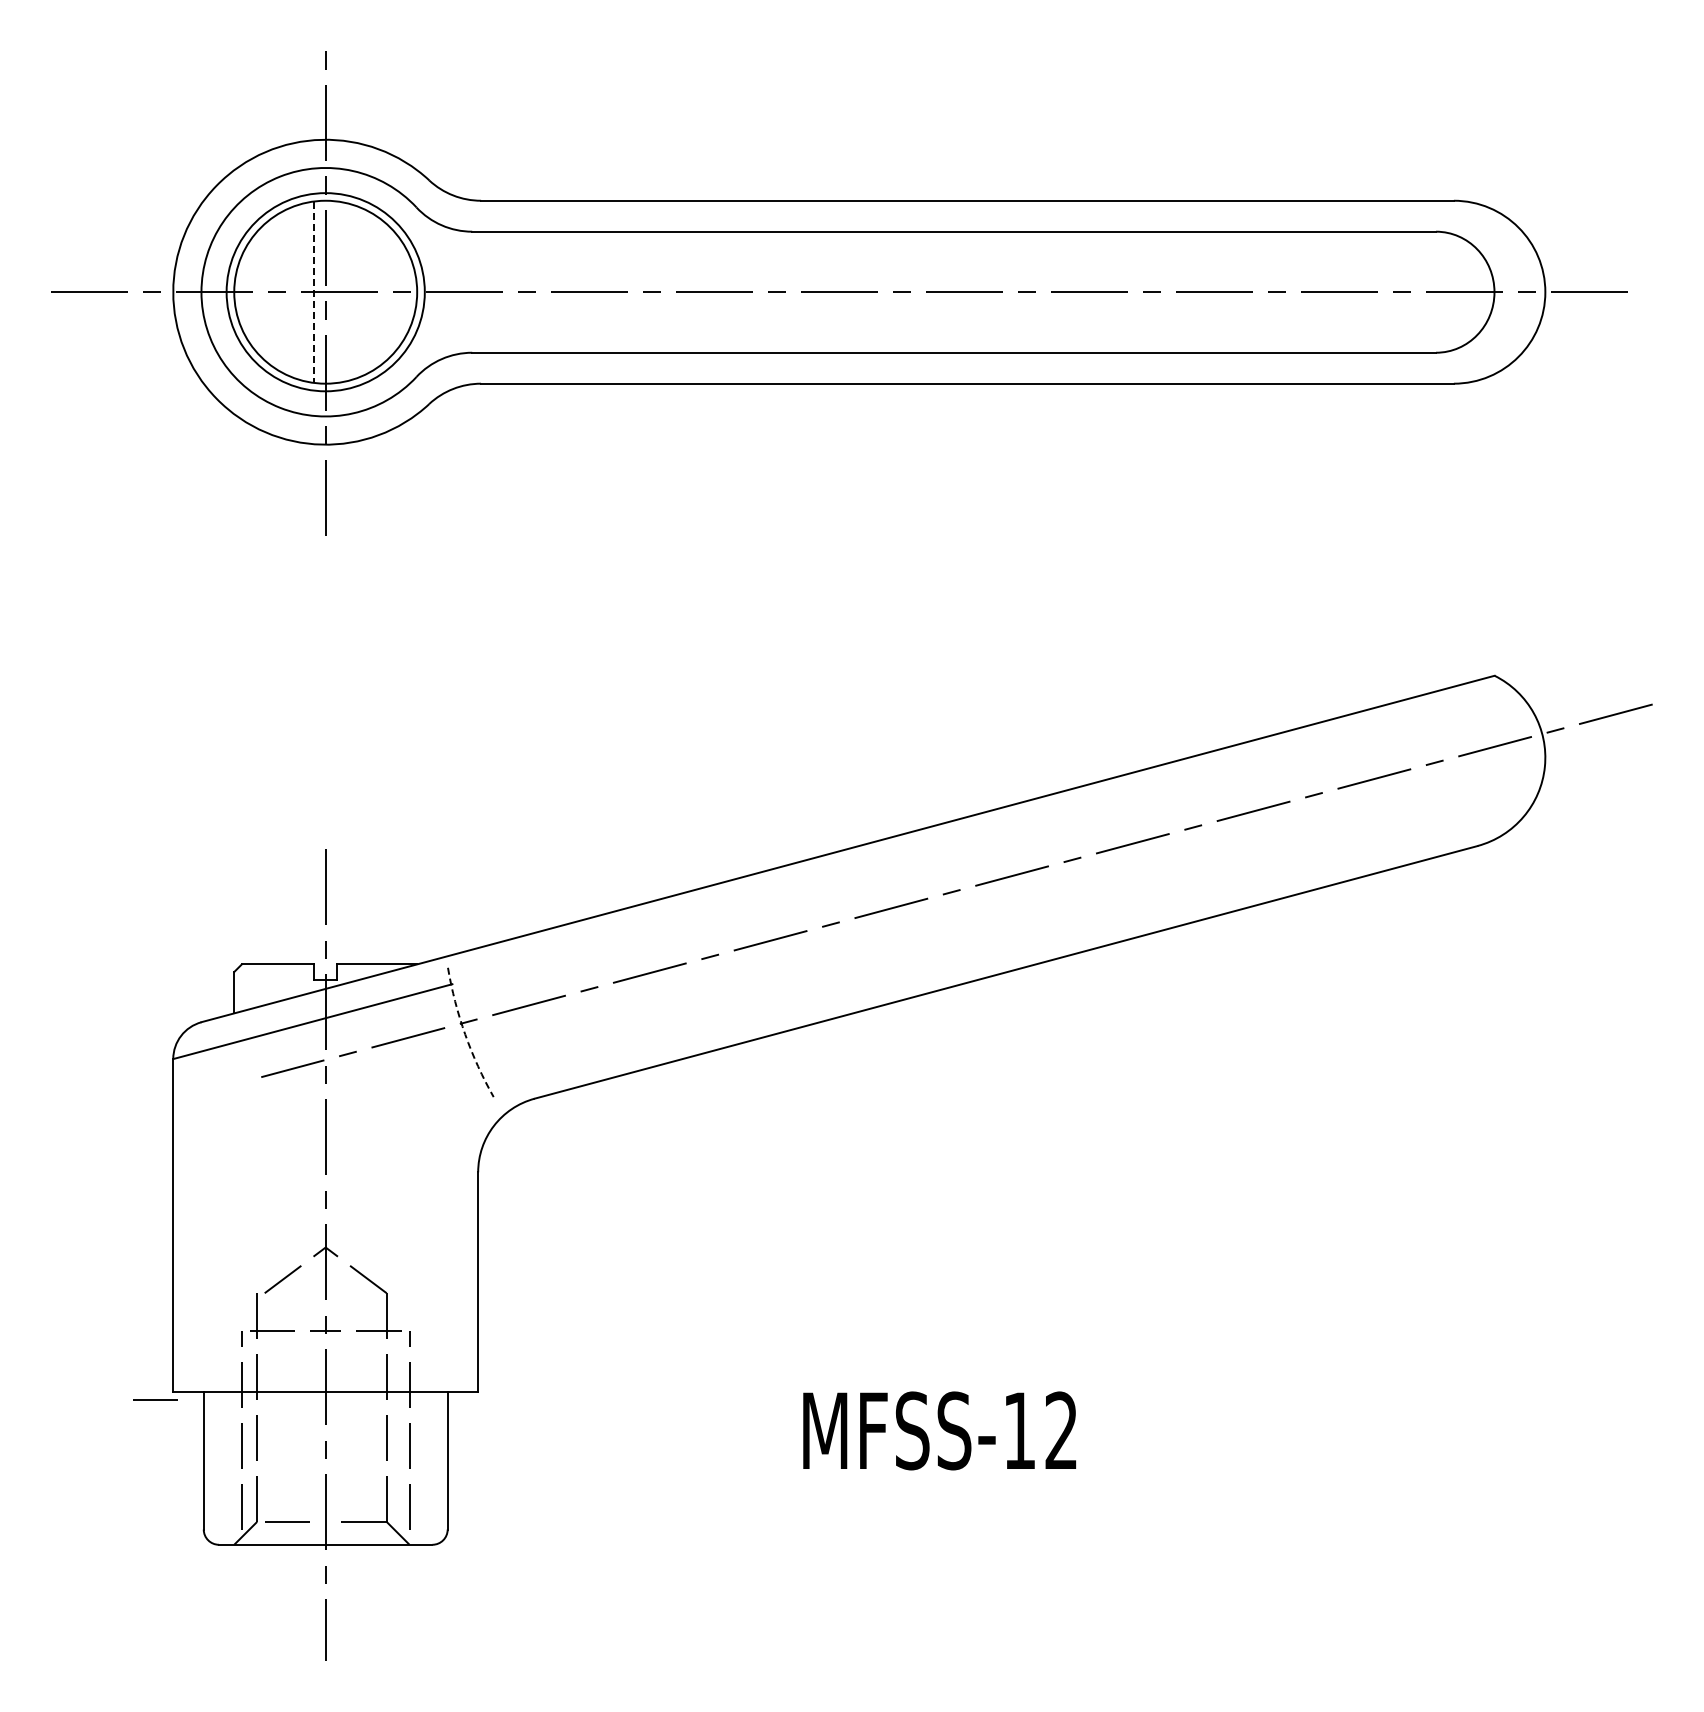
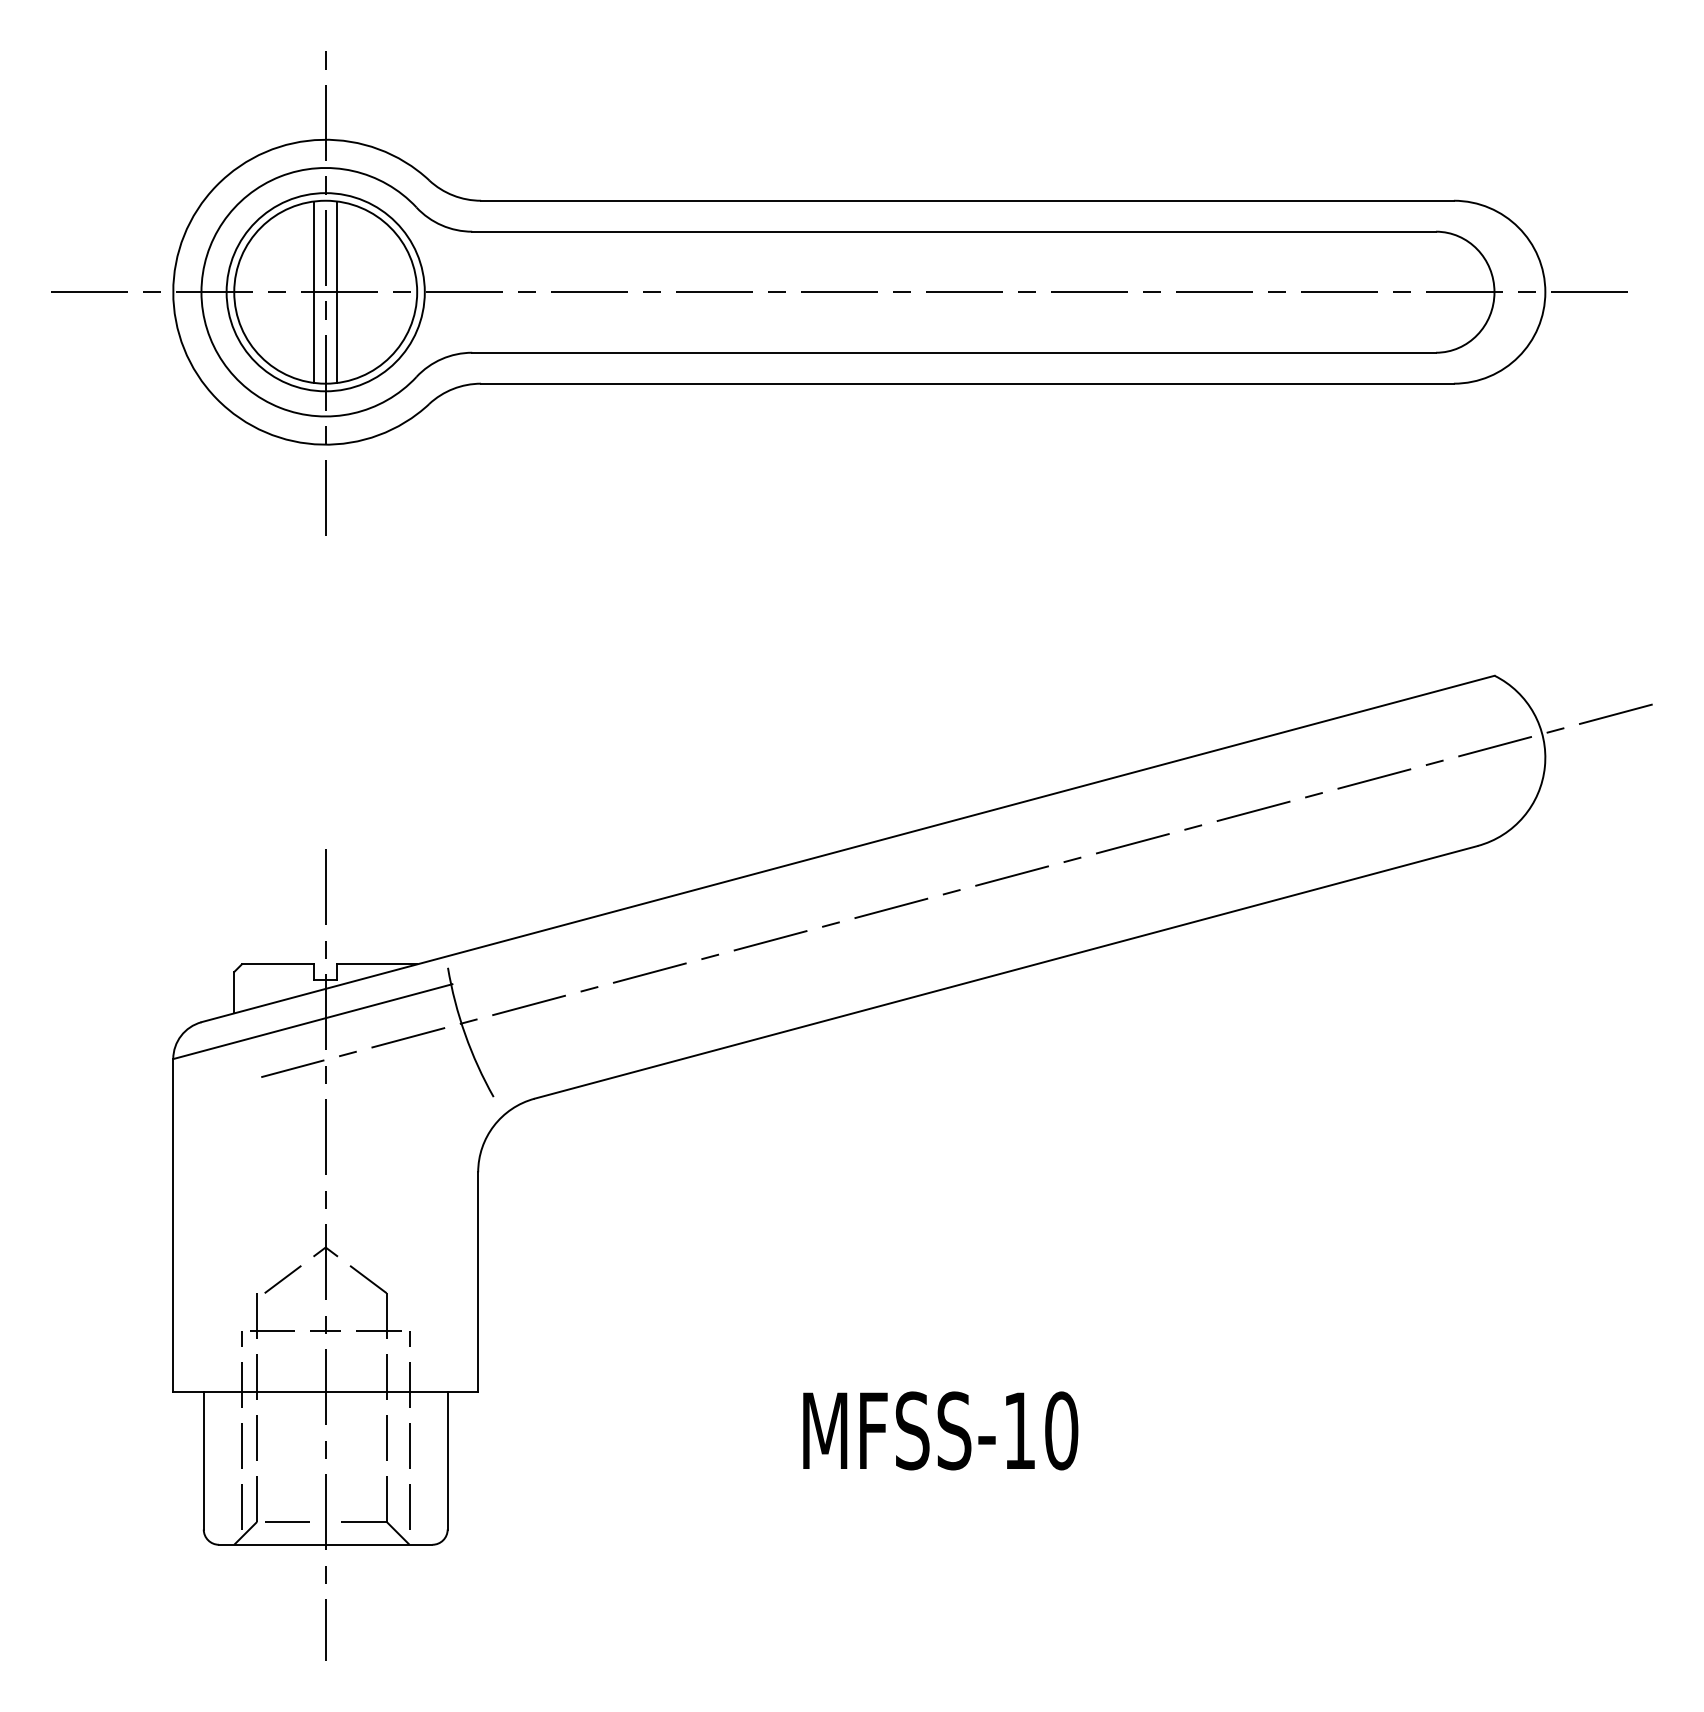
line: none -> present (337, 291)
line: dashed -> solid (314, 292)
arc: dashed -> solid (465, 1034)
line: present -> none (155, 1399)
text: MFSS-12 -> MFSS-10 (1061, 1430)
